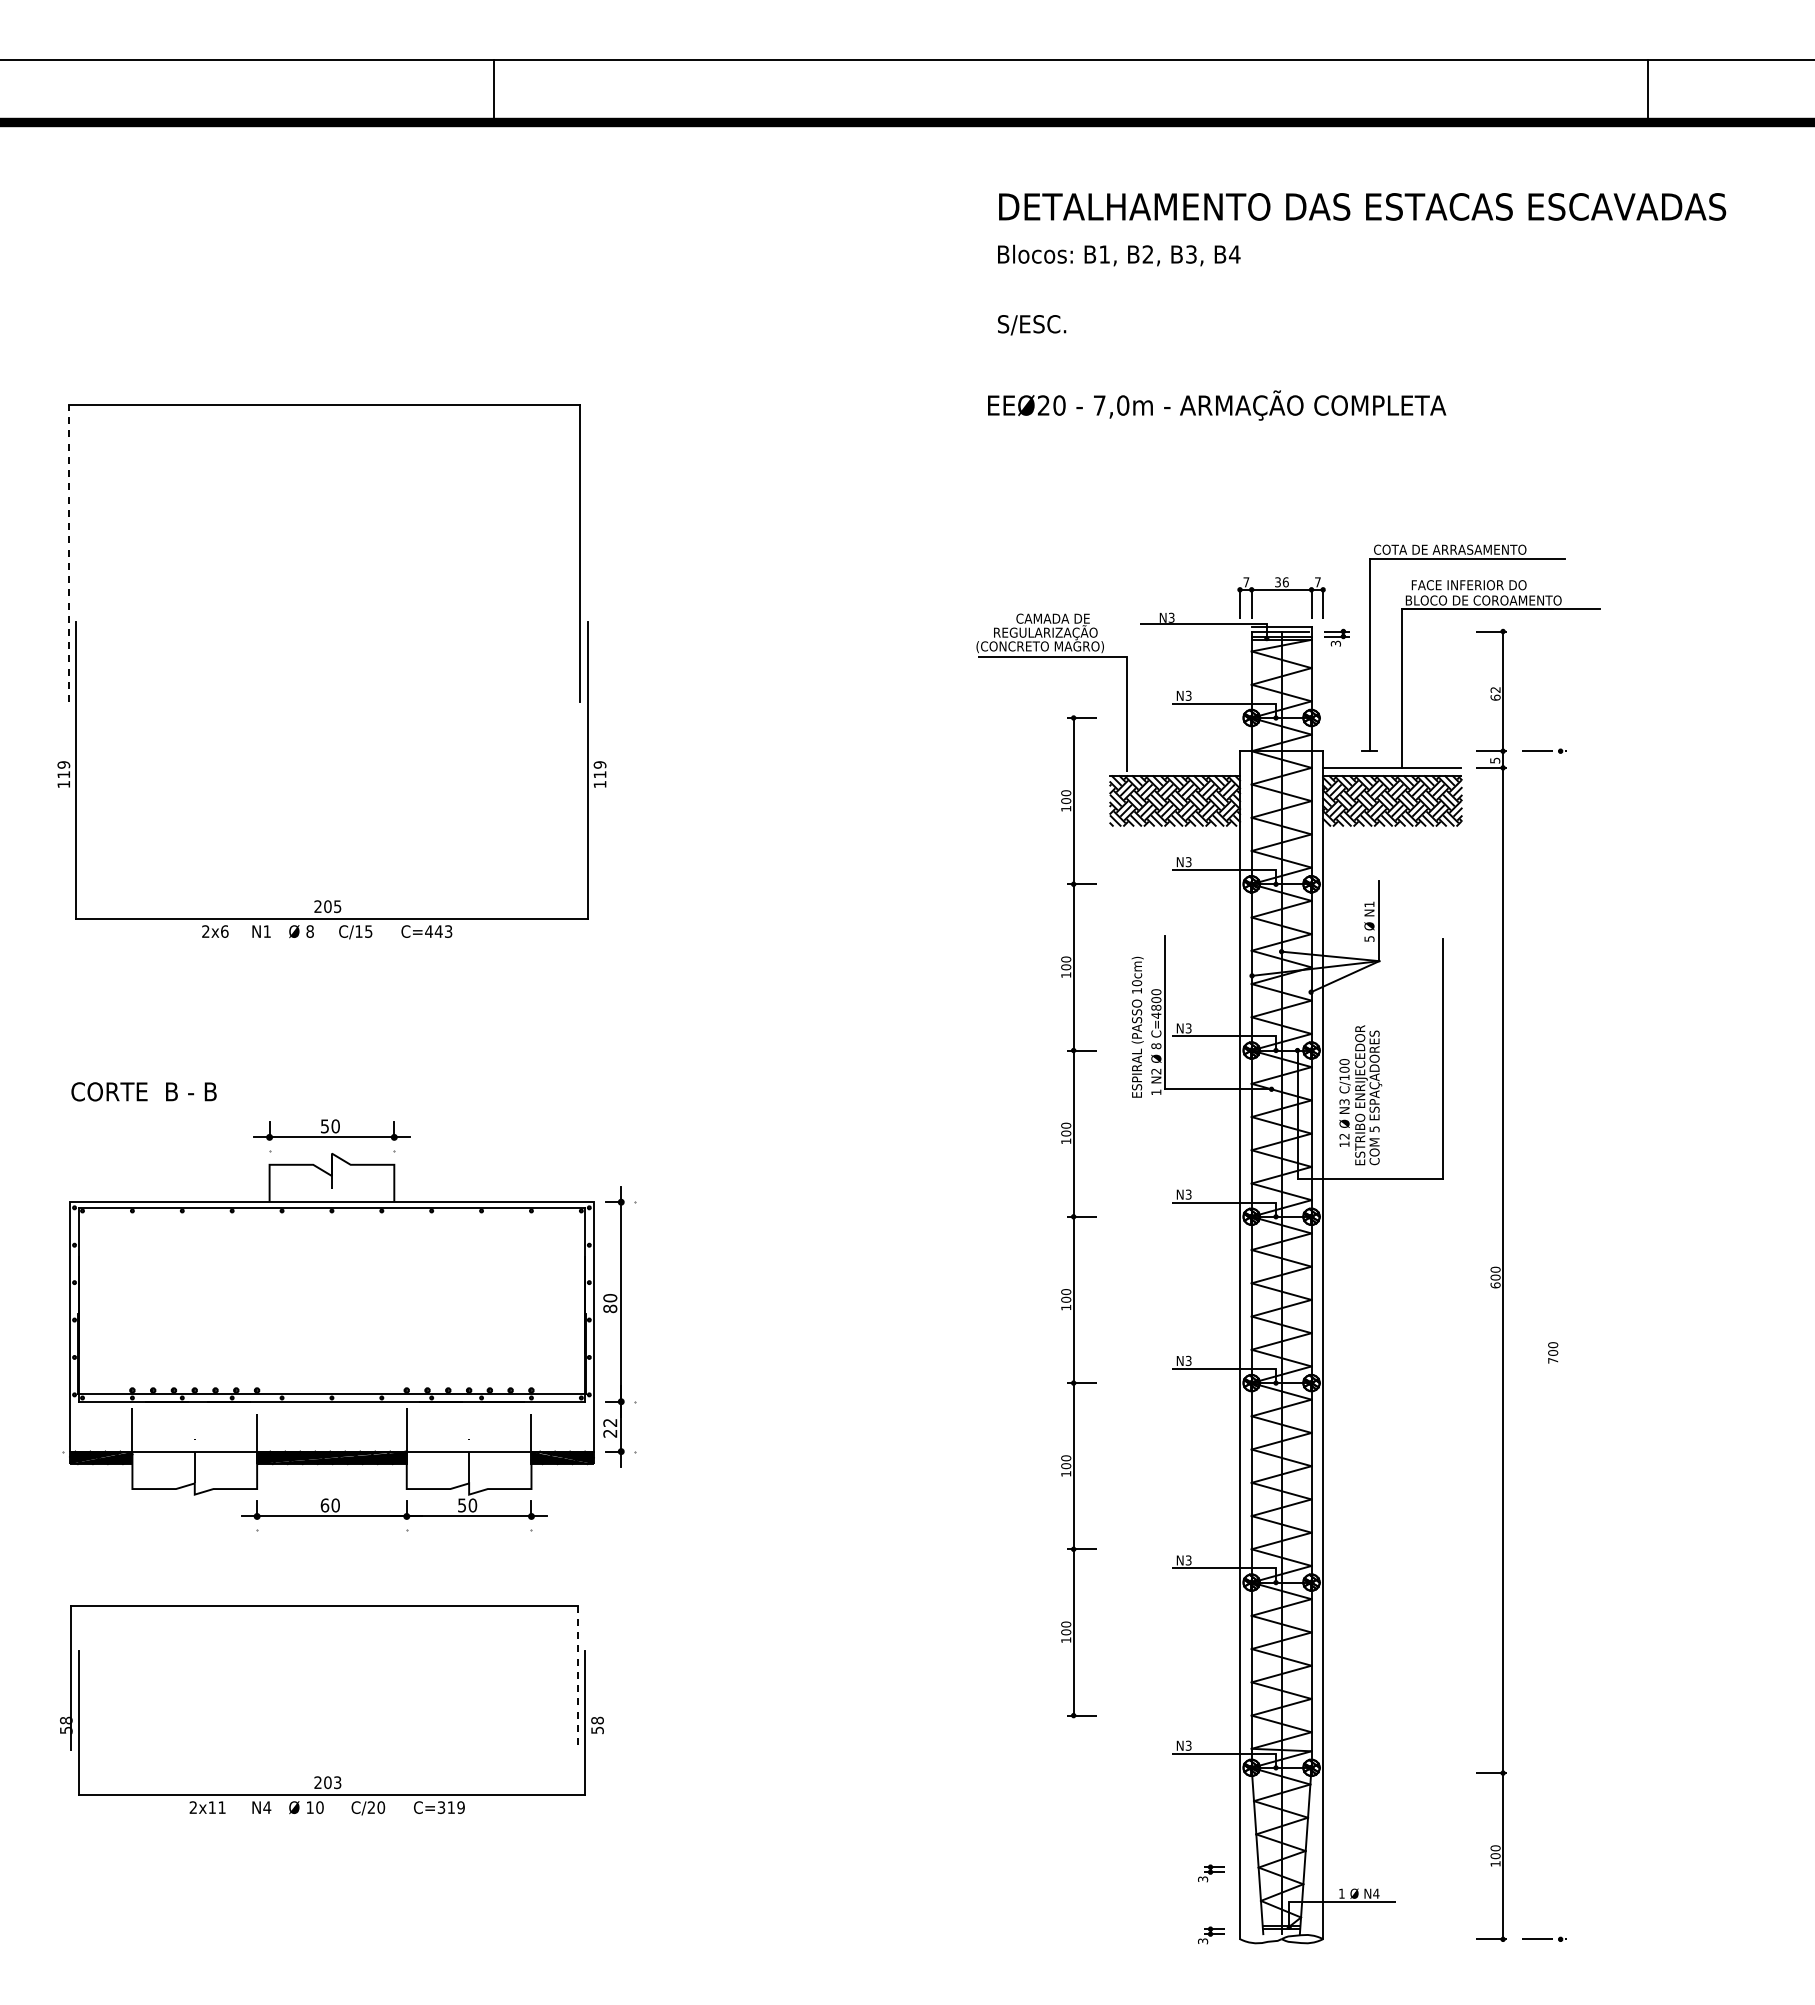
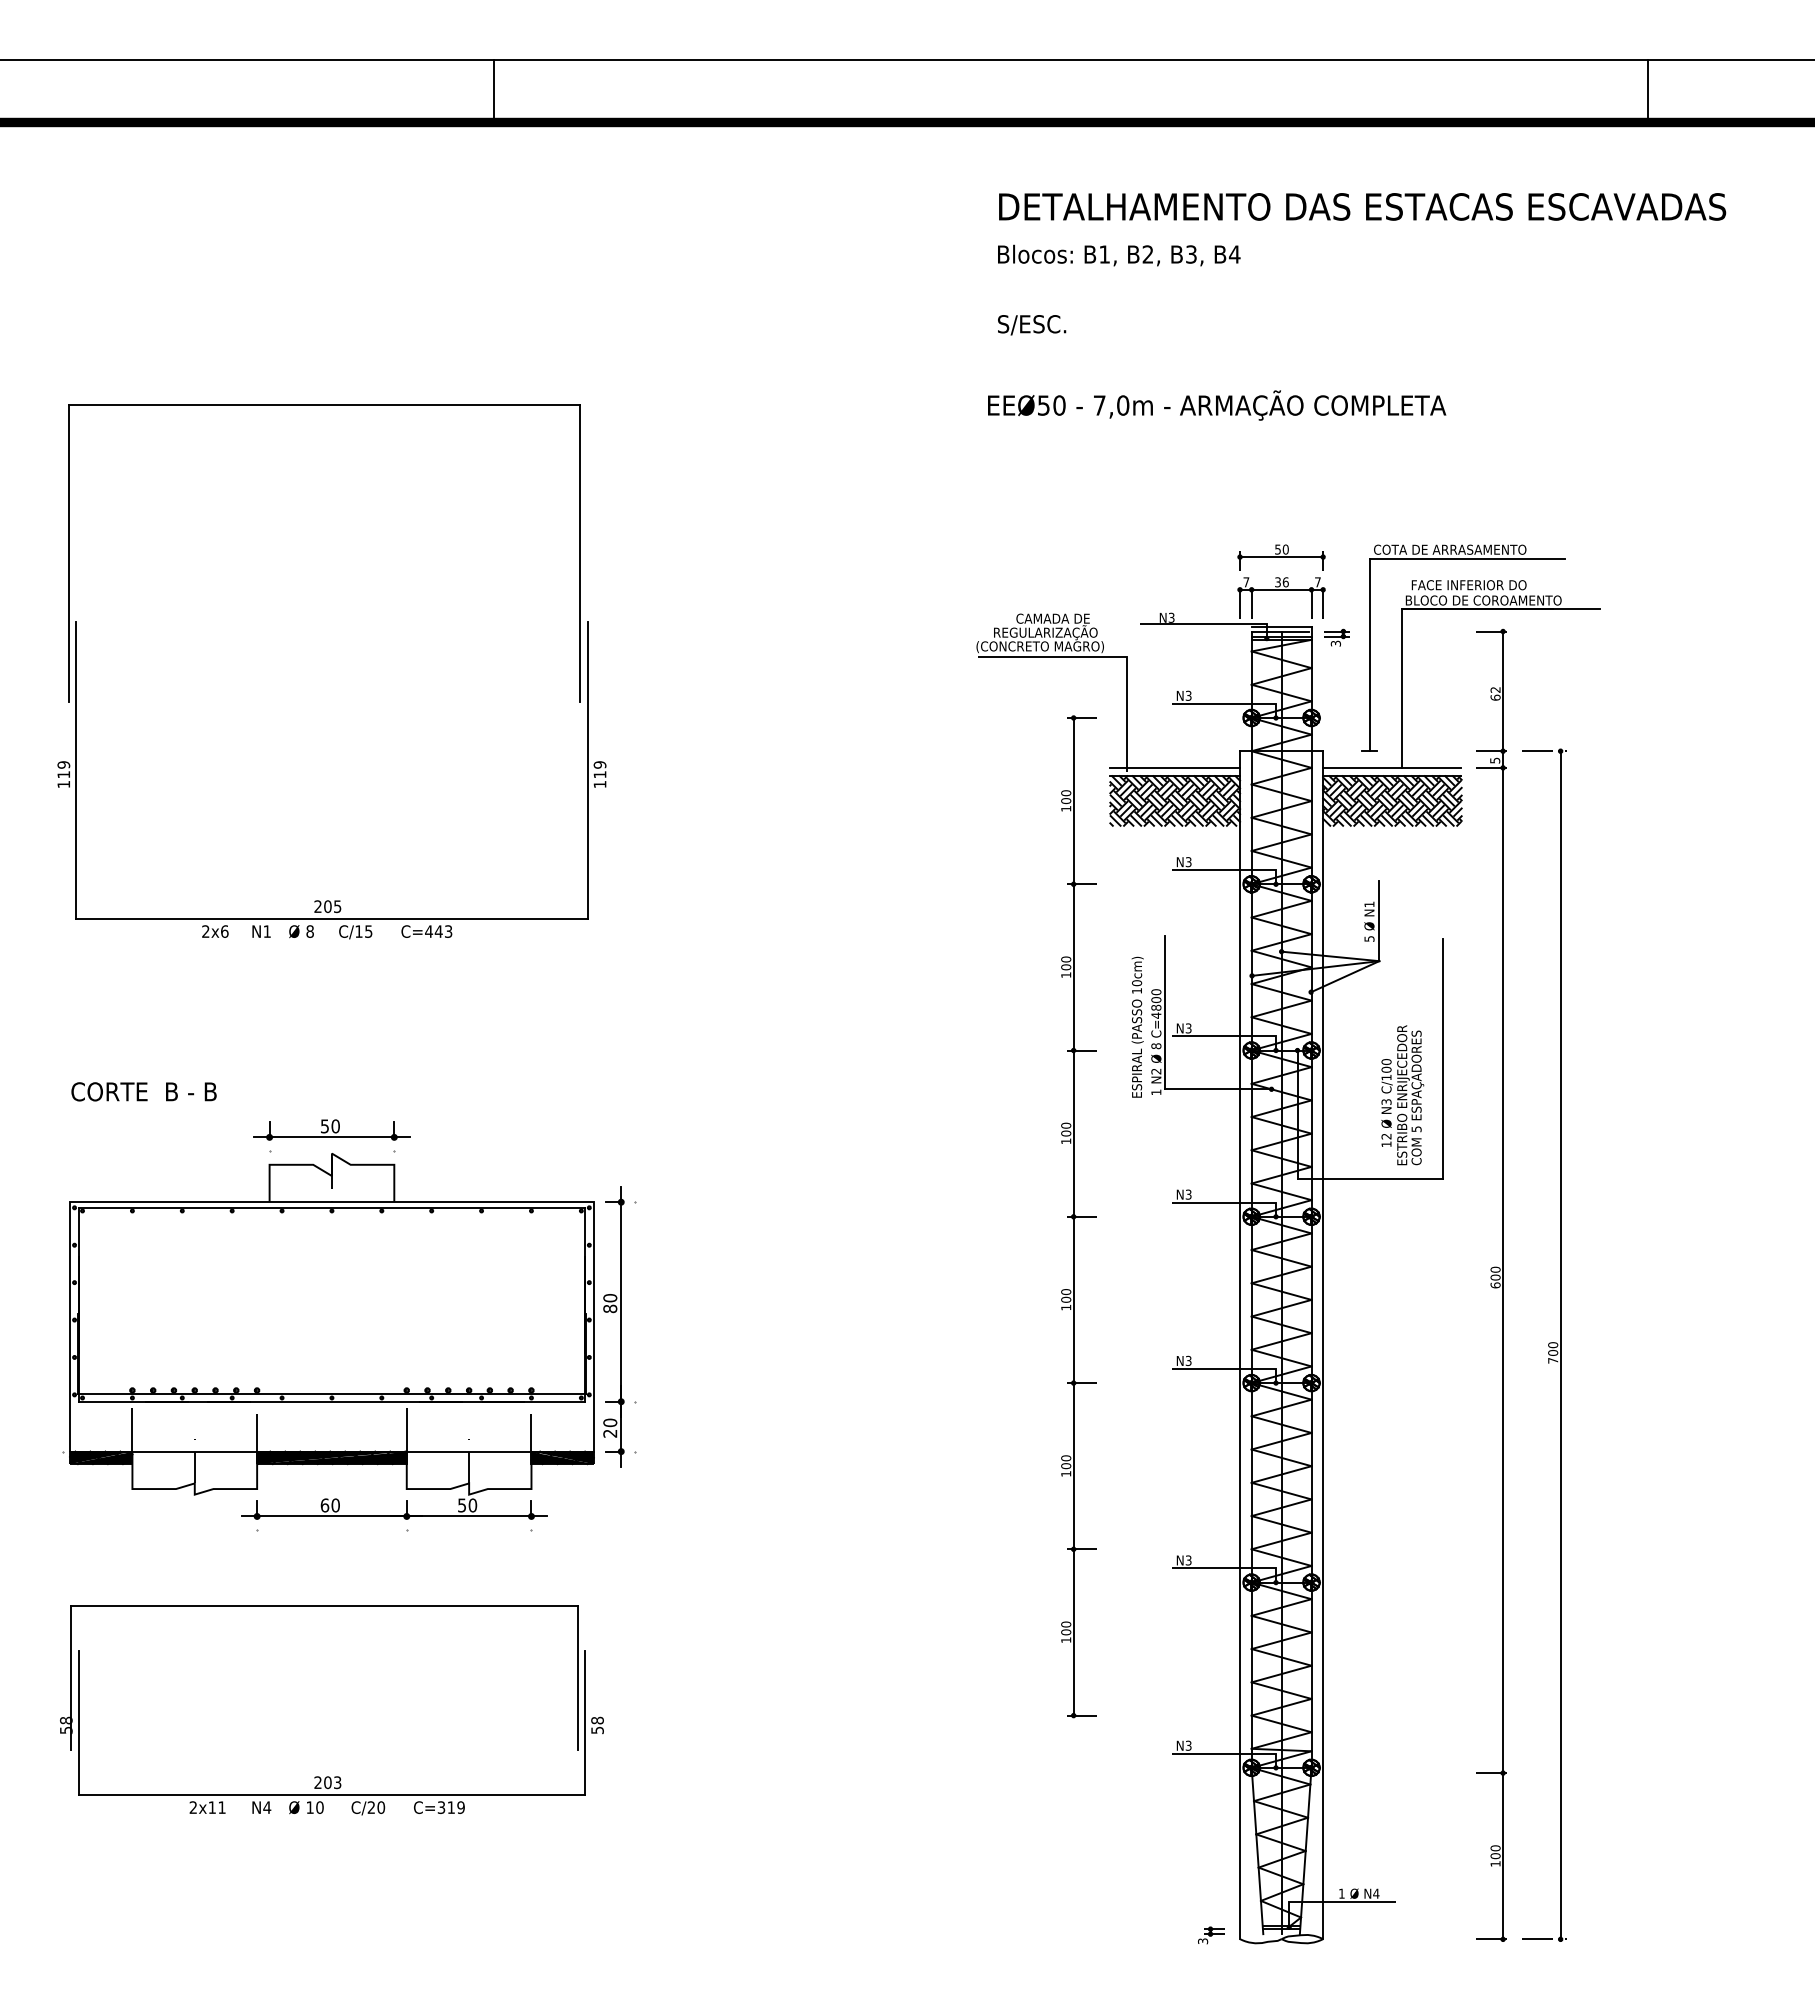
text: EEØ20 -> EEØ50 (1043, 405)
line: dashed -> solid (68, 553)
part: none -> present (1281, 557)
line: none -> present (1175, 767)
text position: (1360, 1095) -> (1402, 1095) (1402, 1095)
line: none -> present (1560, 1345)
text: 22 -> 20 (610, 1422)
line: dashed -> solid (577, 1678)
part: present -> none (1211, 1873)
